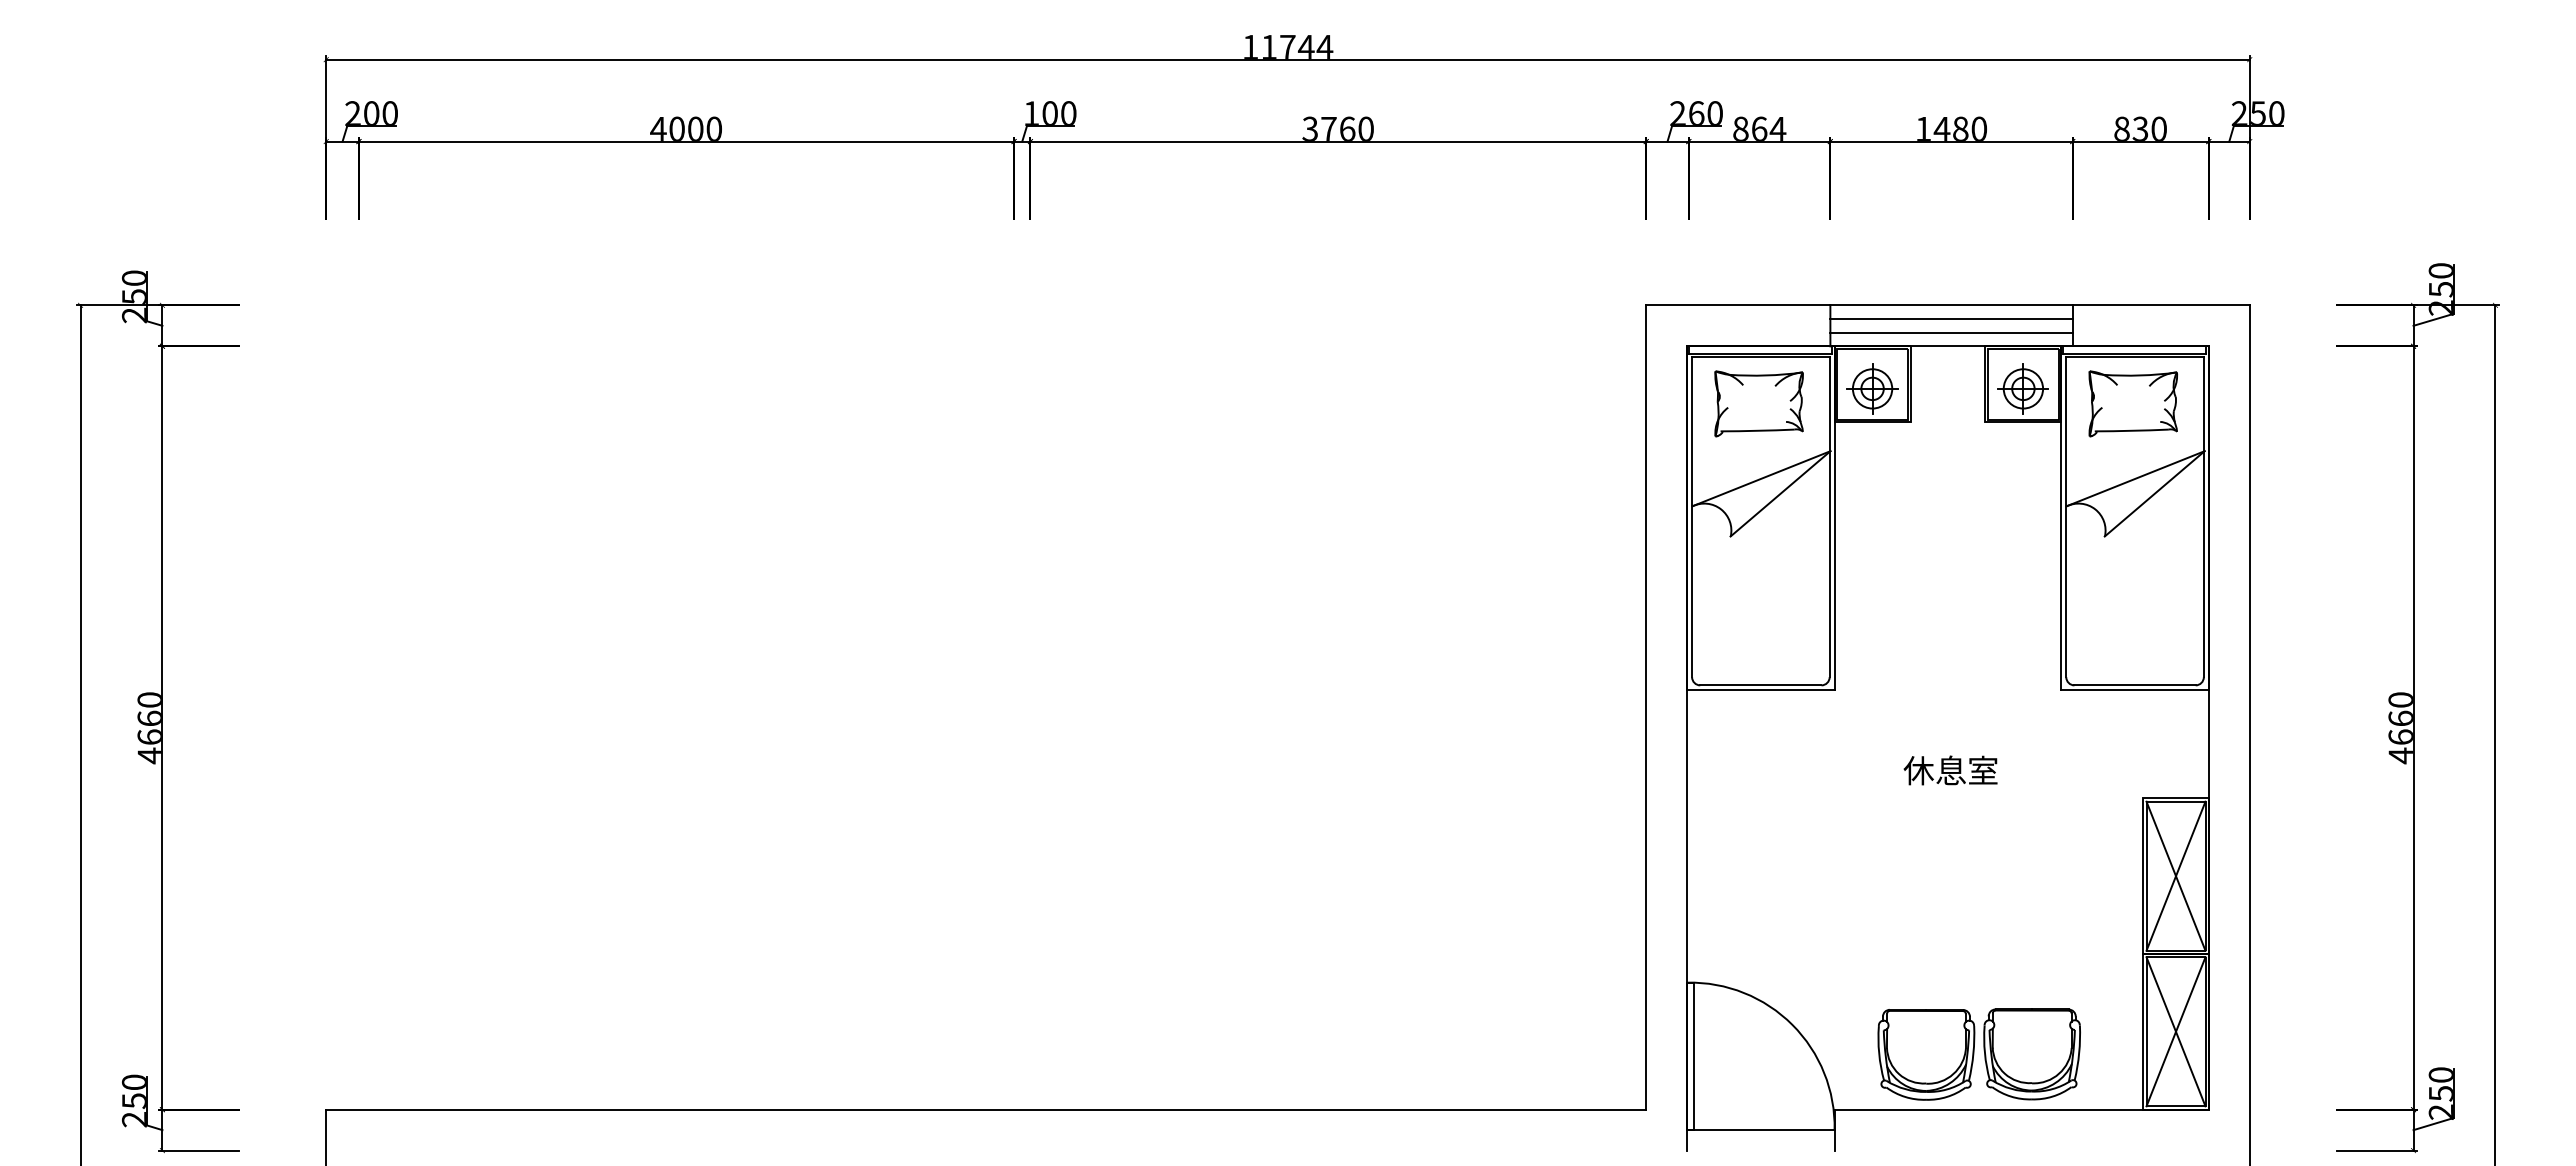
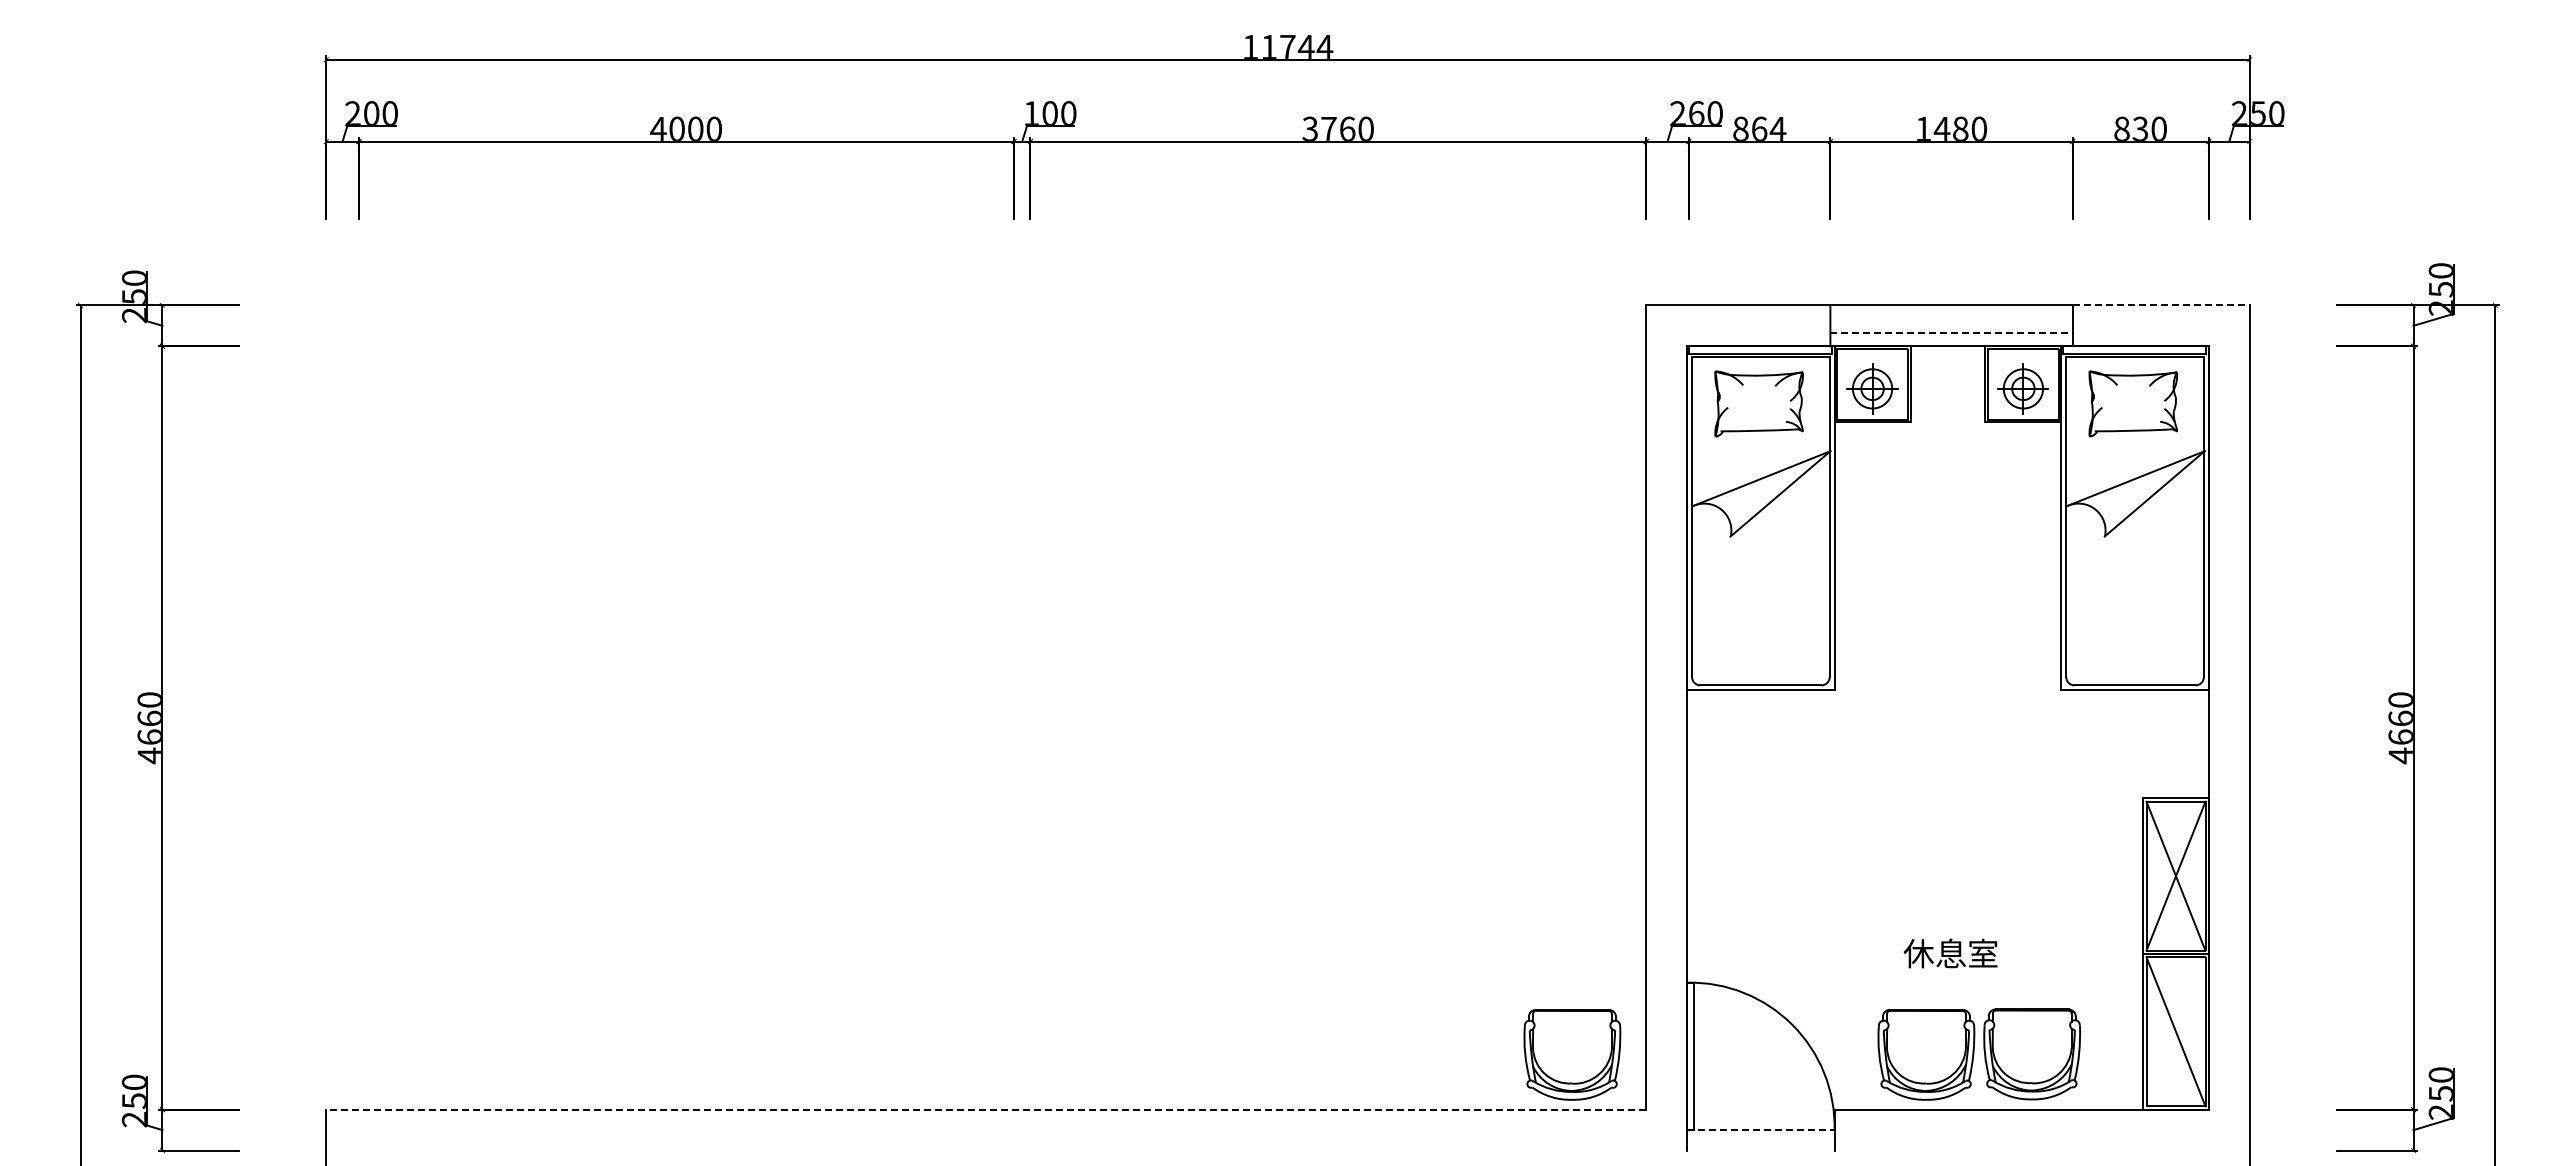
line: solid -> dashed (2161, 305)
line: present -> none (1951, 318)
line: solid -> dashed (1952, 333)
text position: (1950, 770) -> (1950, 953) (1950, 953)
line: present -> none (2175, 1031)
part: none -> present (1572, 1054)
line: solid -> dashed (986, 1109)
line: solid -> dashed (1760, 1130)
